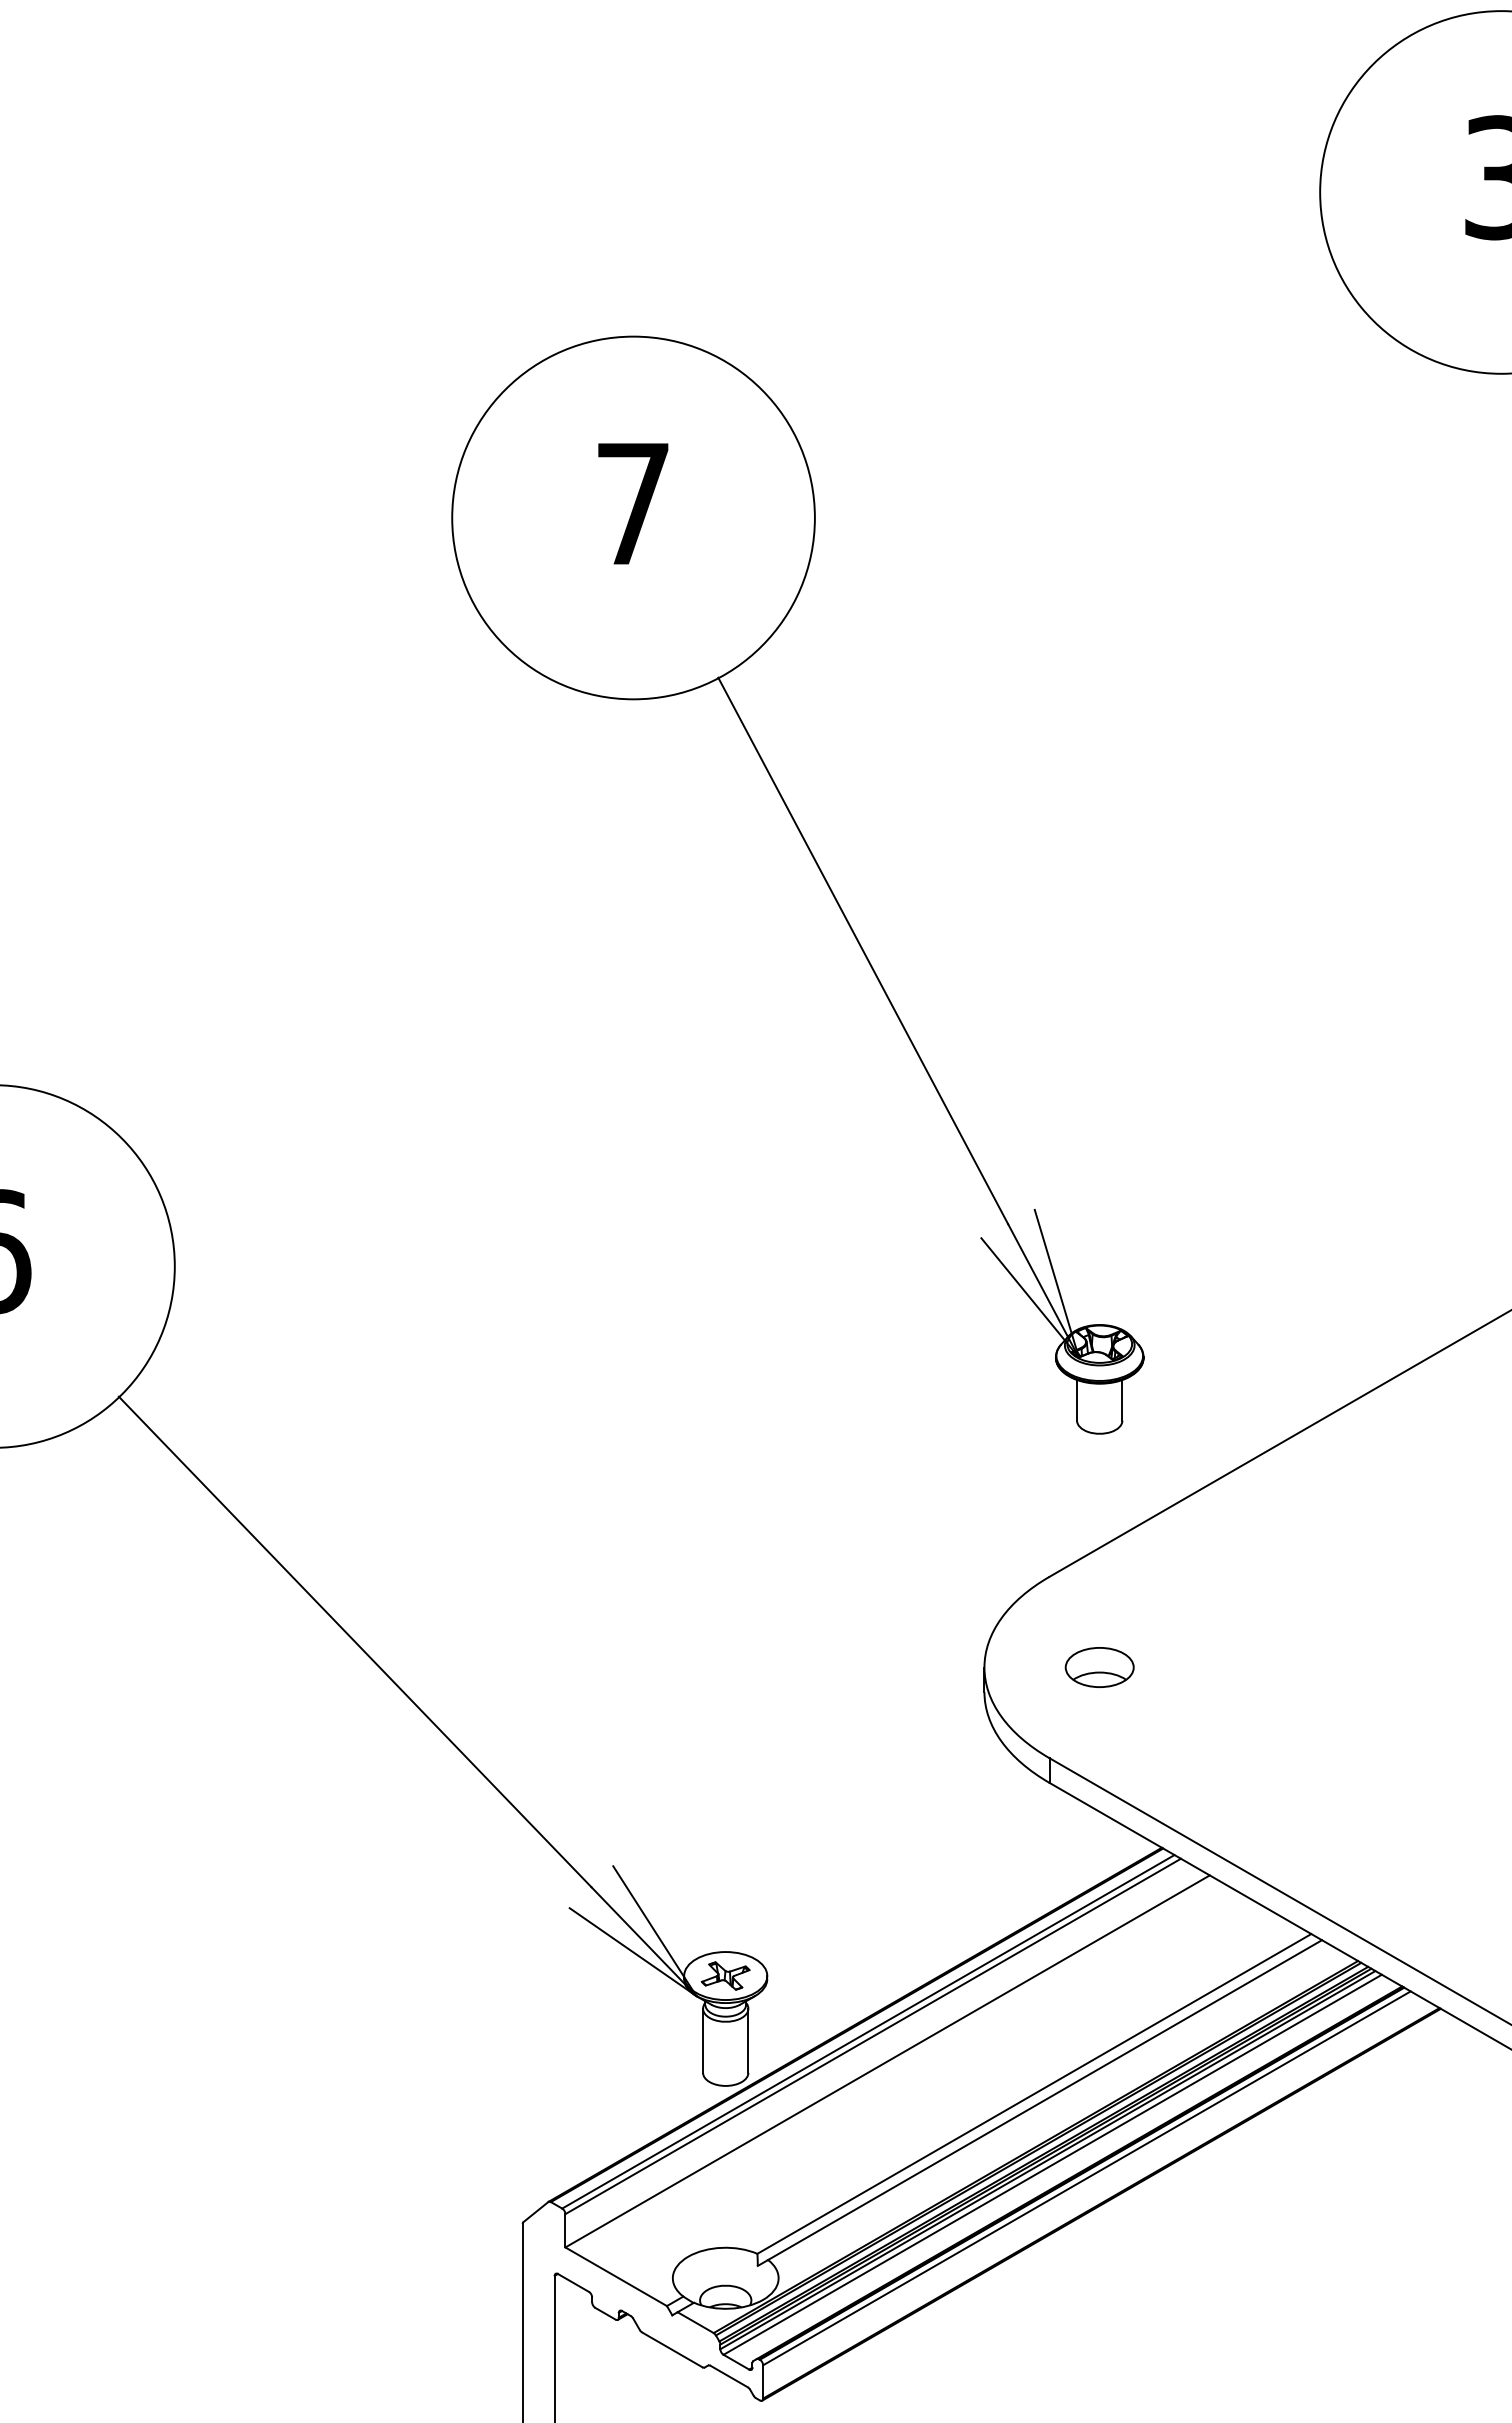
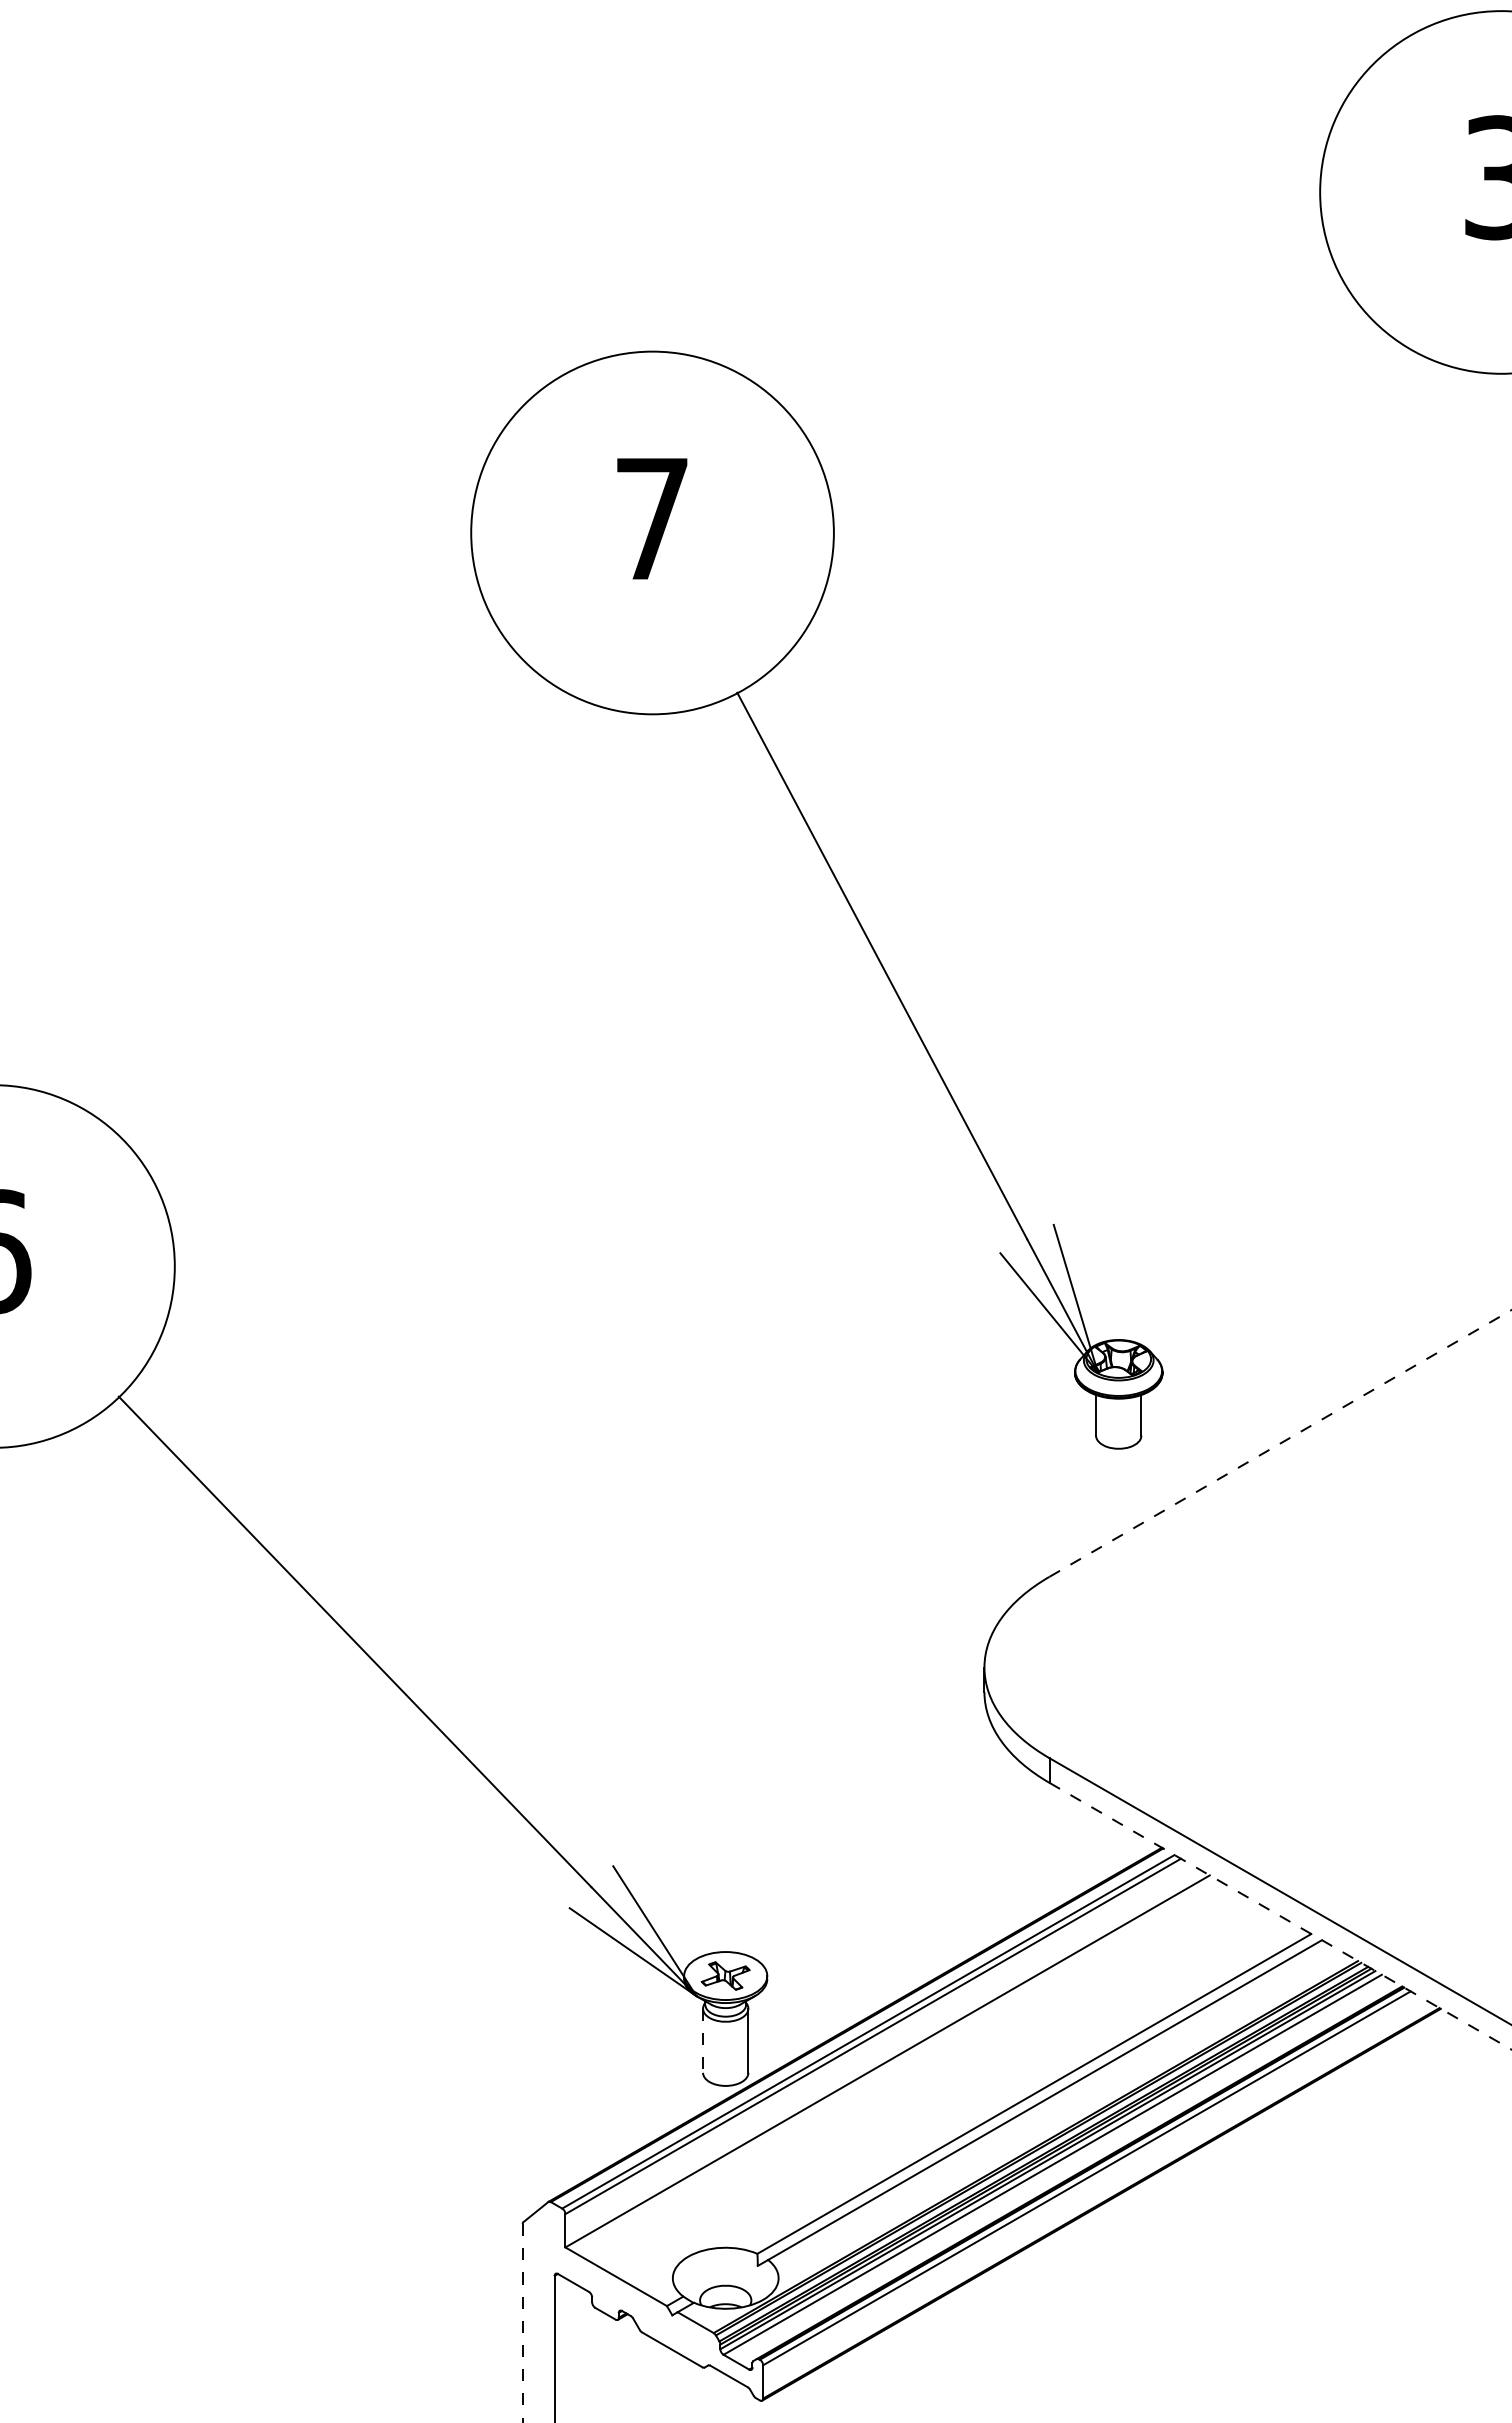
part position: (820, 872) -> (839, 887) (839, 887)
line: solid -> dashed (1280, 1443)
part: present -> none (1099, 1667)
line: solid -> dashed (1280, 1916)
line: solid -> dashed (703, 2041)
line: solid -> dashed (522, 2324)
